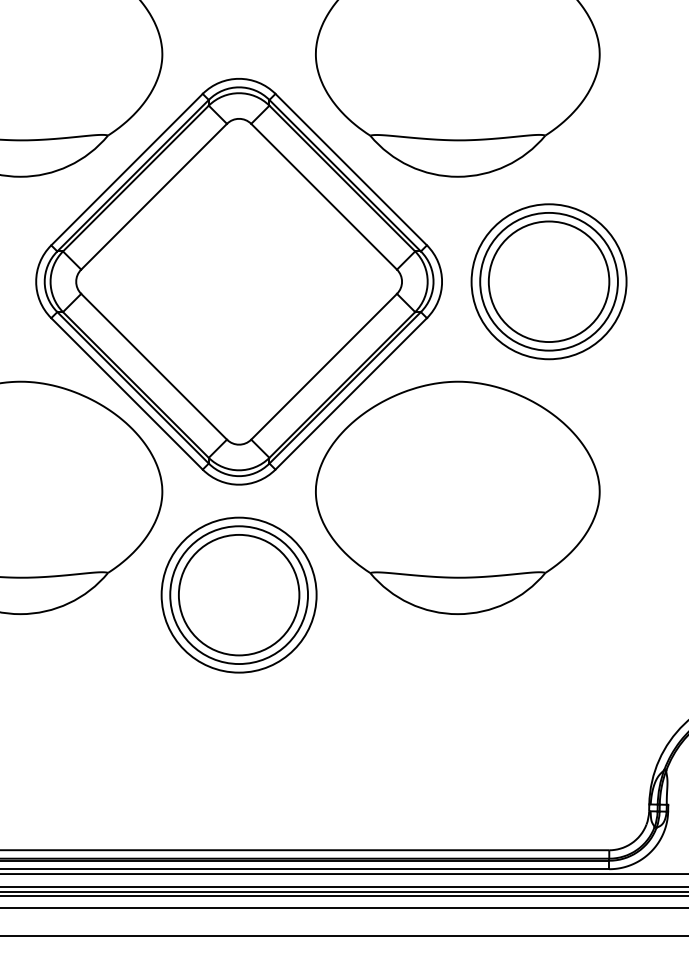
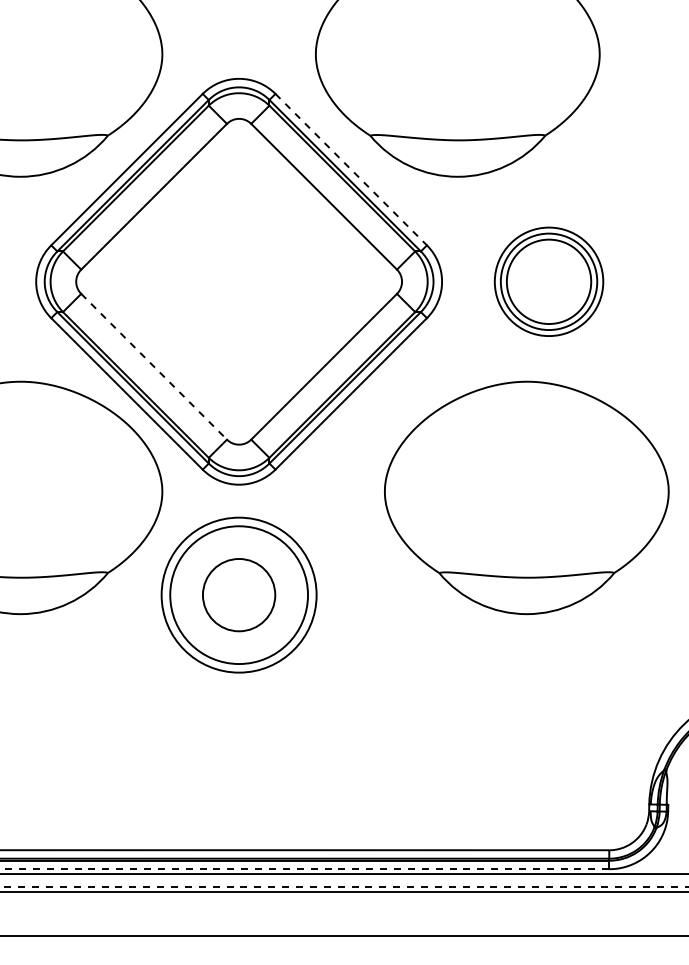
line: solid -> dashed (351, 170)
part size: 158x158 px -> 112x111 px (548, 281)
line: solid -> dashed (154, 367)
part position: (457, 497) -> (526, 497) (526, 497)
circle diameter: 121 px -> 72 px (238, 594)
line: solid -> dashed (304, 869)
line: solid -> dashed (344, 887)
line: present -> none (343, 896)
line: present -> none (343, 907)
